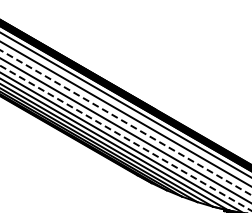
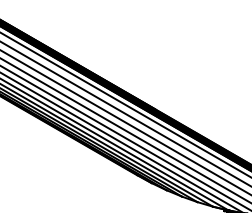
line: dashed -> solid (126, 122)
line: dashed -> solid (126, 138)
